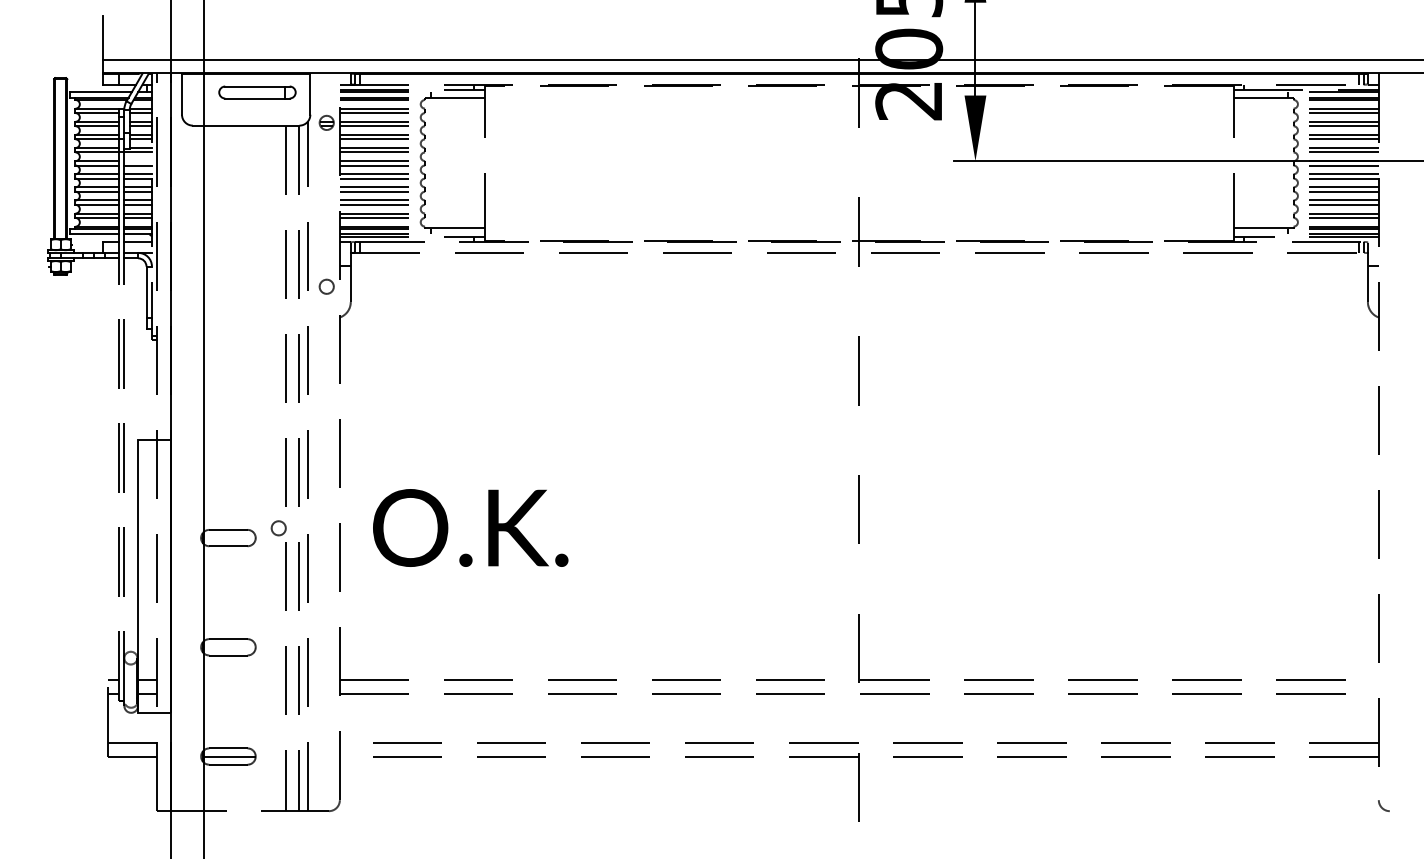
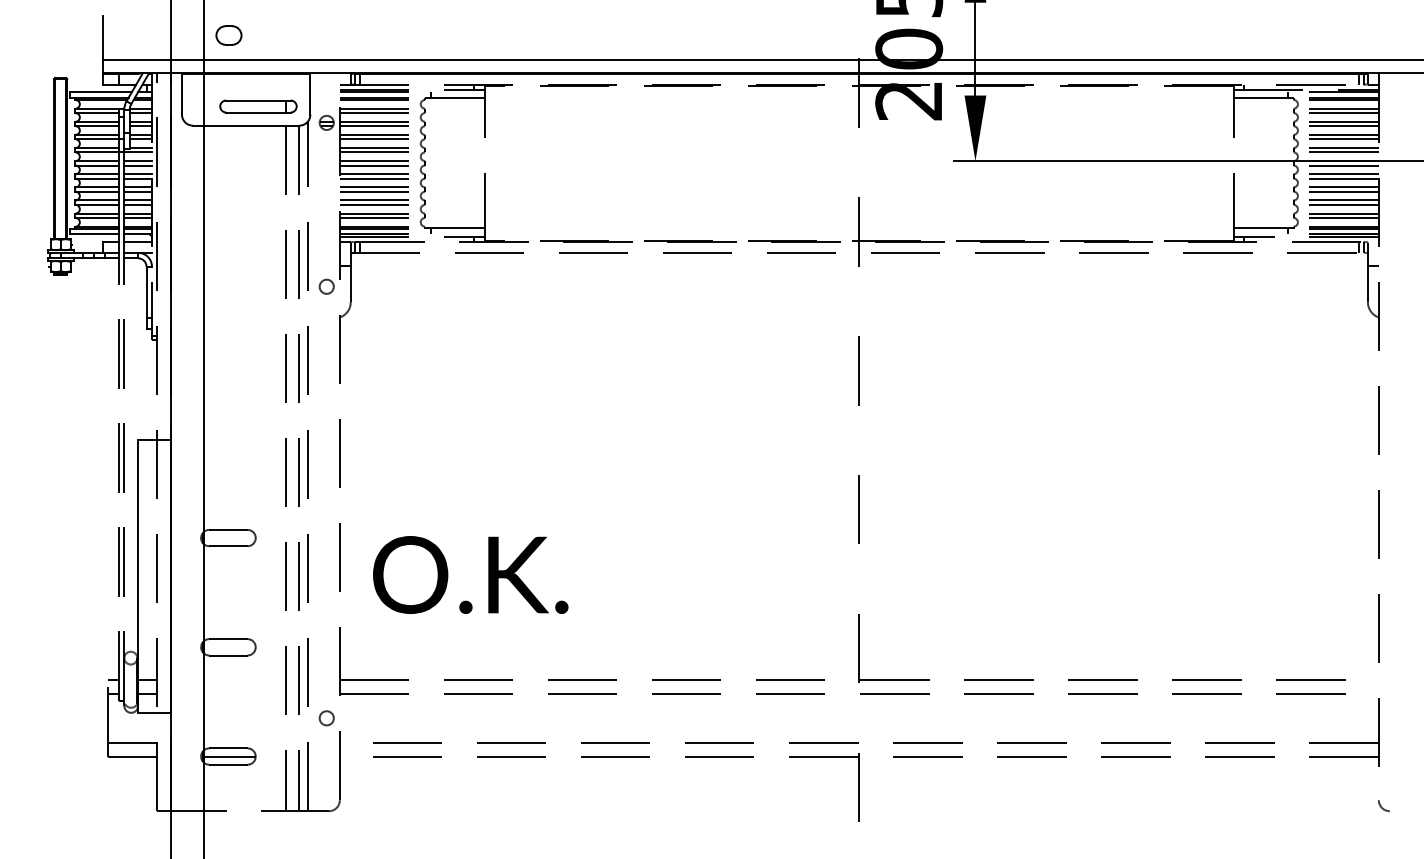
part: none -> present (228, 35)
part position: (257, 92) -> (258, 106) (258, 106)
line: none -> present (137, 161)
text position: (470, 527) -> (470, 574) (470, 574)
circle position: (278, 528) -> (326, 718) (326, 718)
